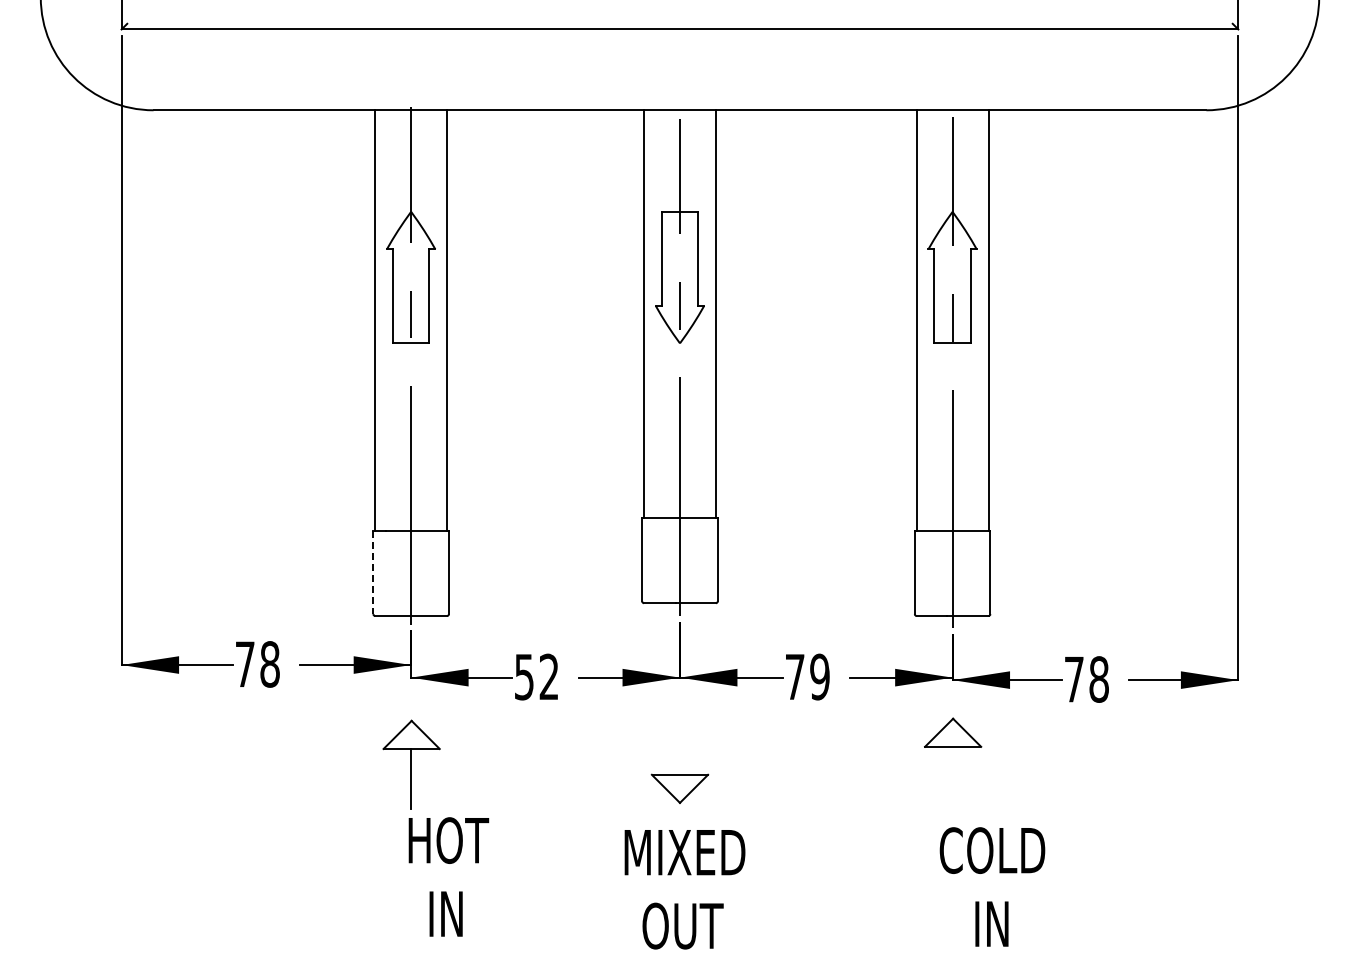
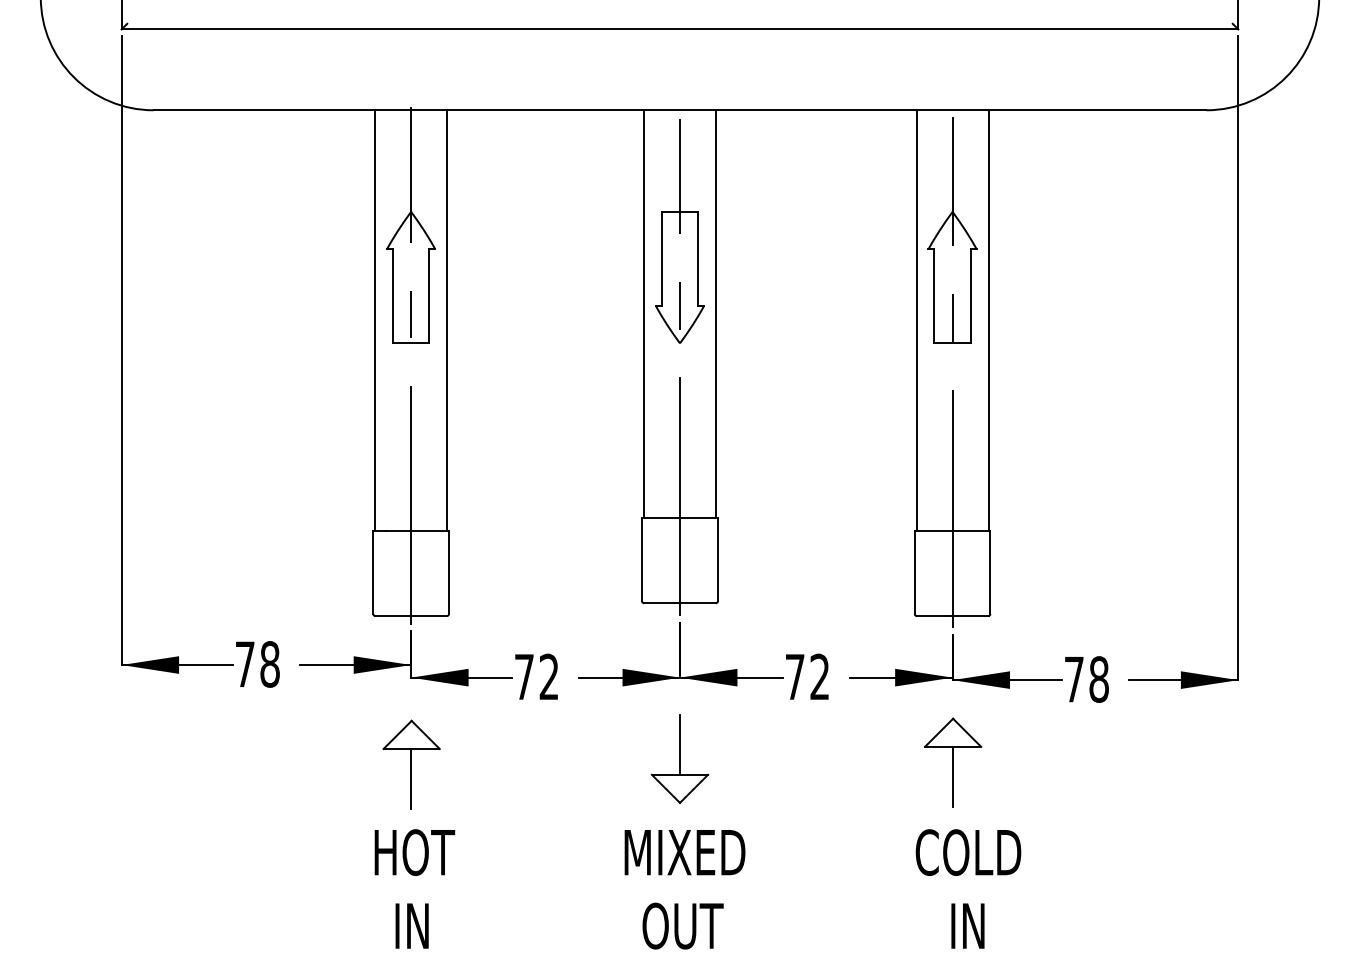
line: dashed -> solid (373, 572)
text: 79 -> 72 (819, 676)
text: 52 -> 72 (524, 677)
line: none -> present (680, 744)
line: none -> present (952, 776)
text position: (448, 876) -> (414, 888) (414, 888)
text position: (992, 886) -> (968, 888) (968, 888)
